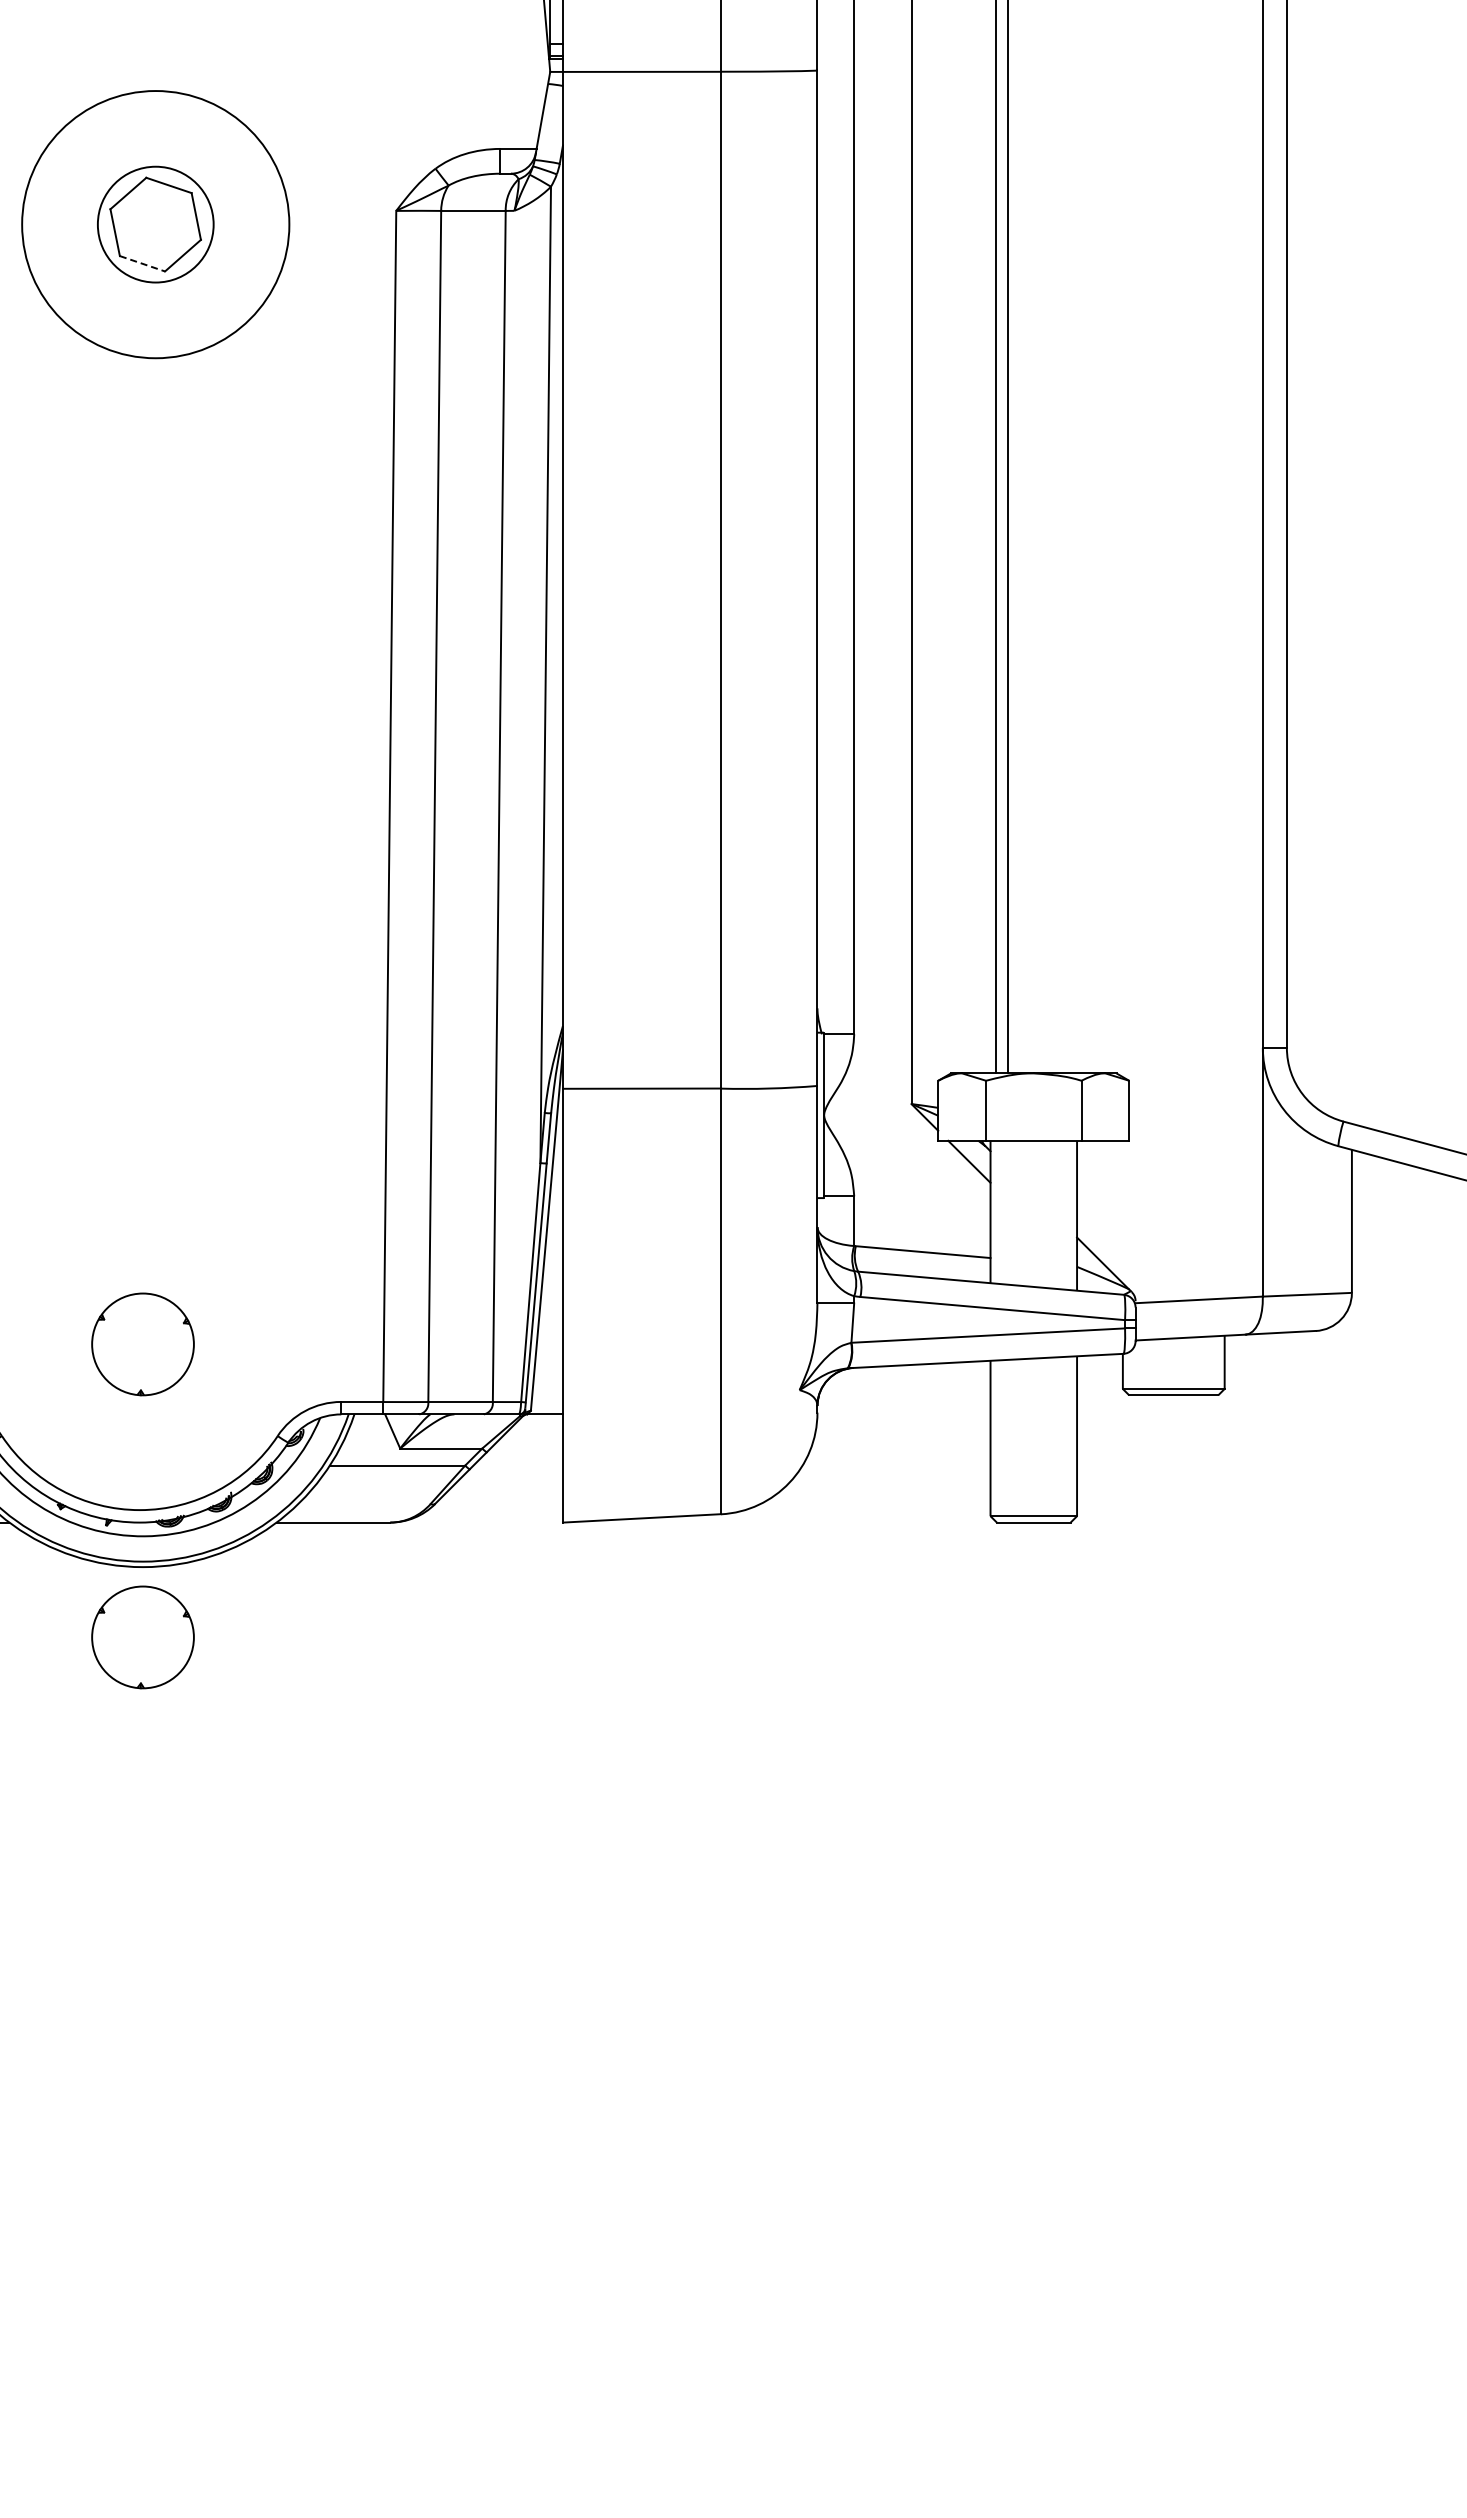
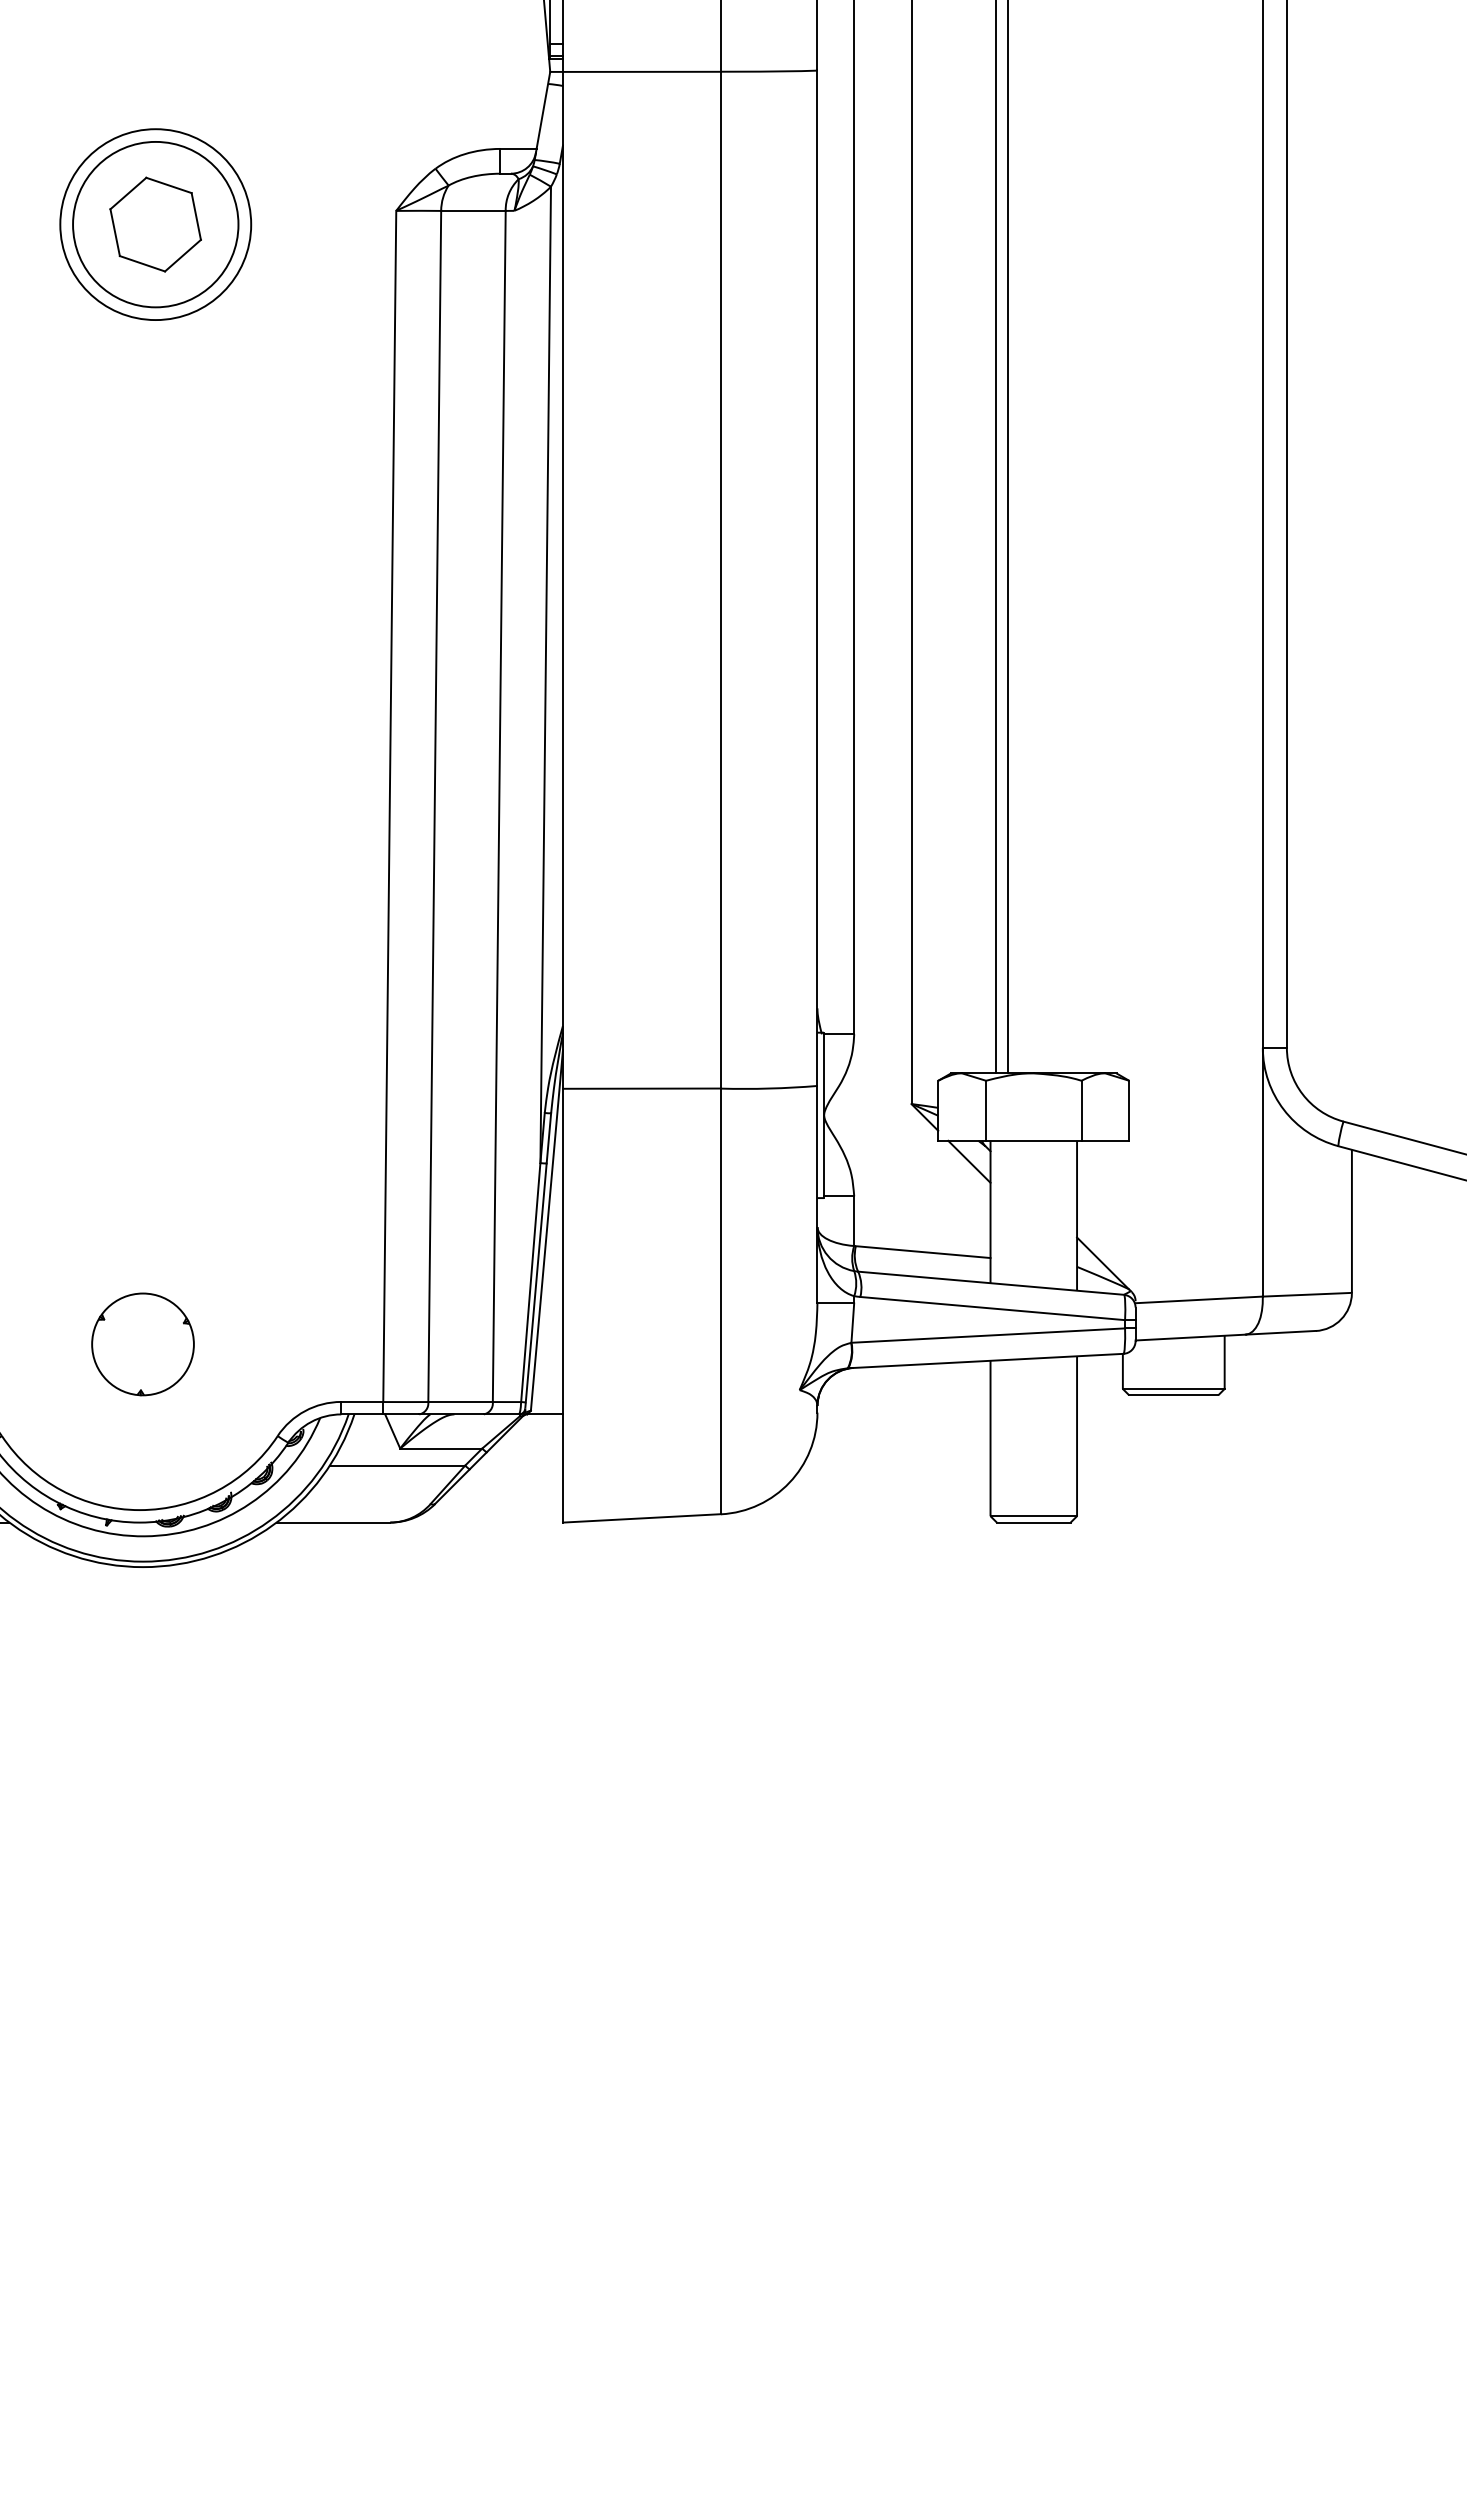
circle diameter: 116 px -> 165 px (155, 224)
circle diameter: 267 px -> 191 px (155, 224)
line: dashed -> solid (142, 263)
part: present -> none (142, 1637)
